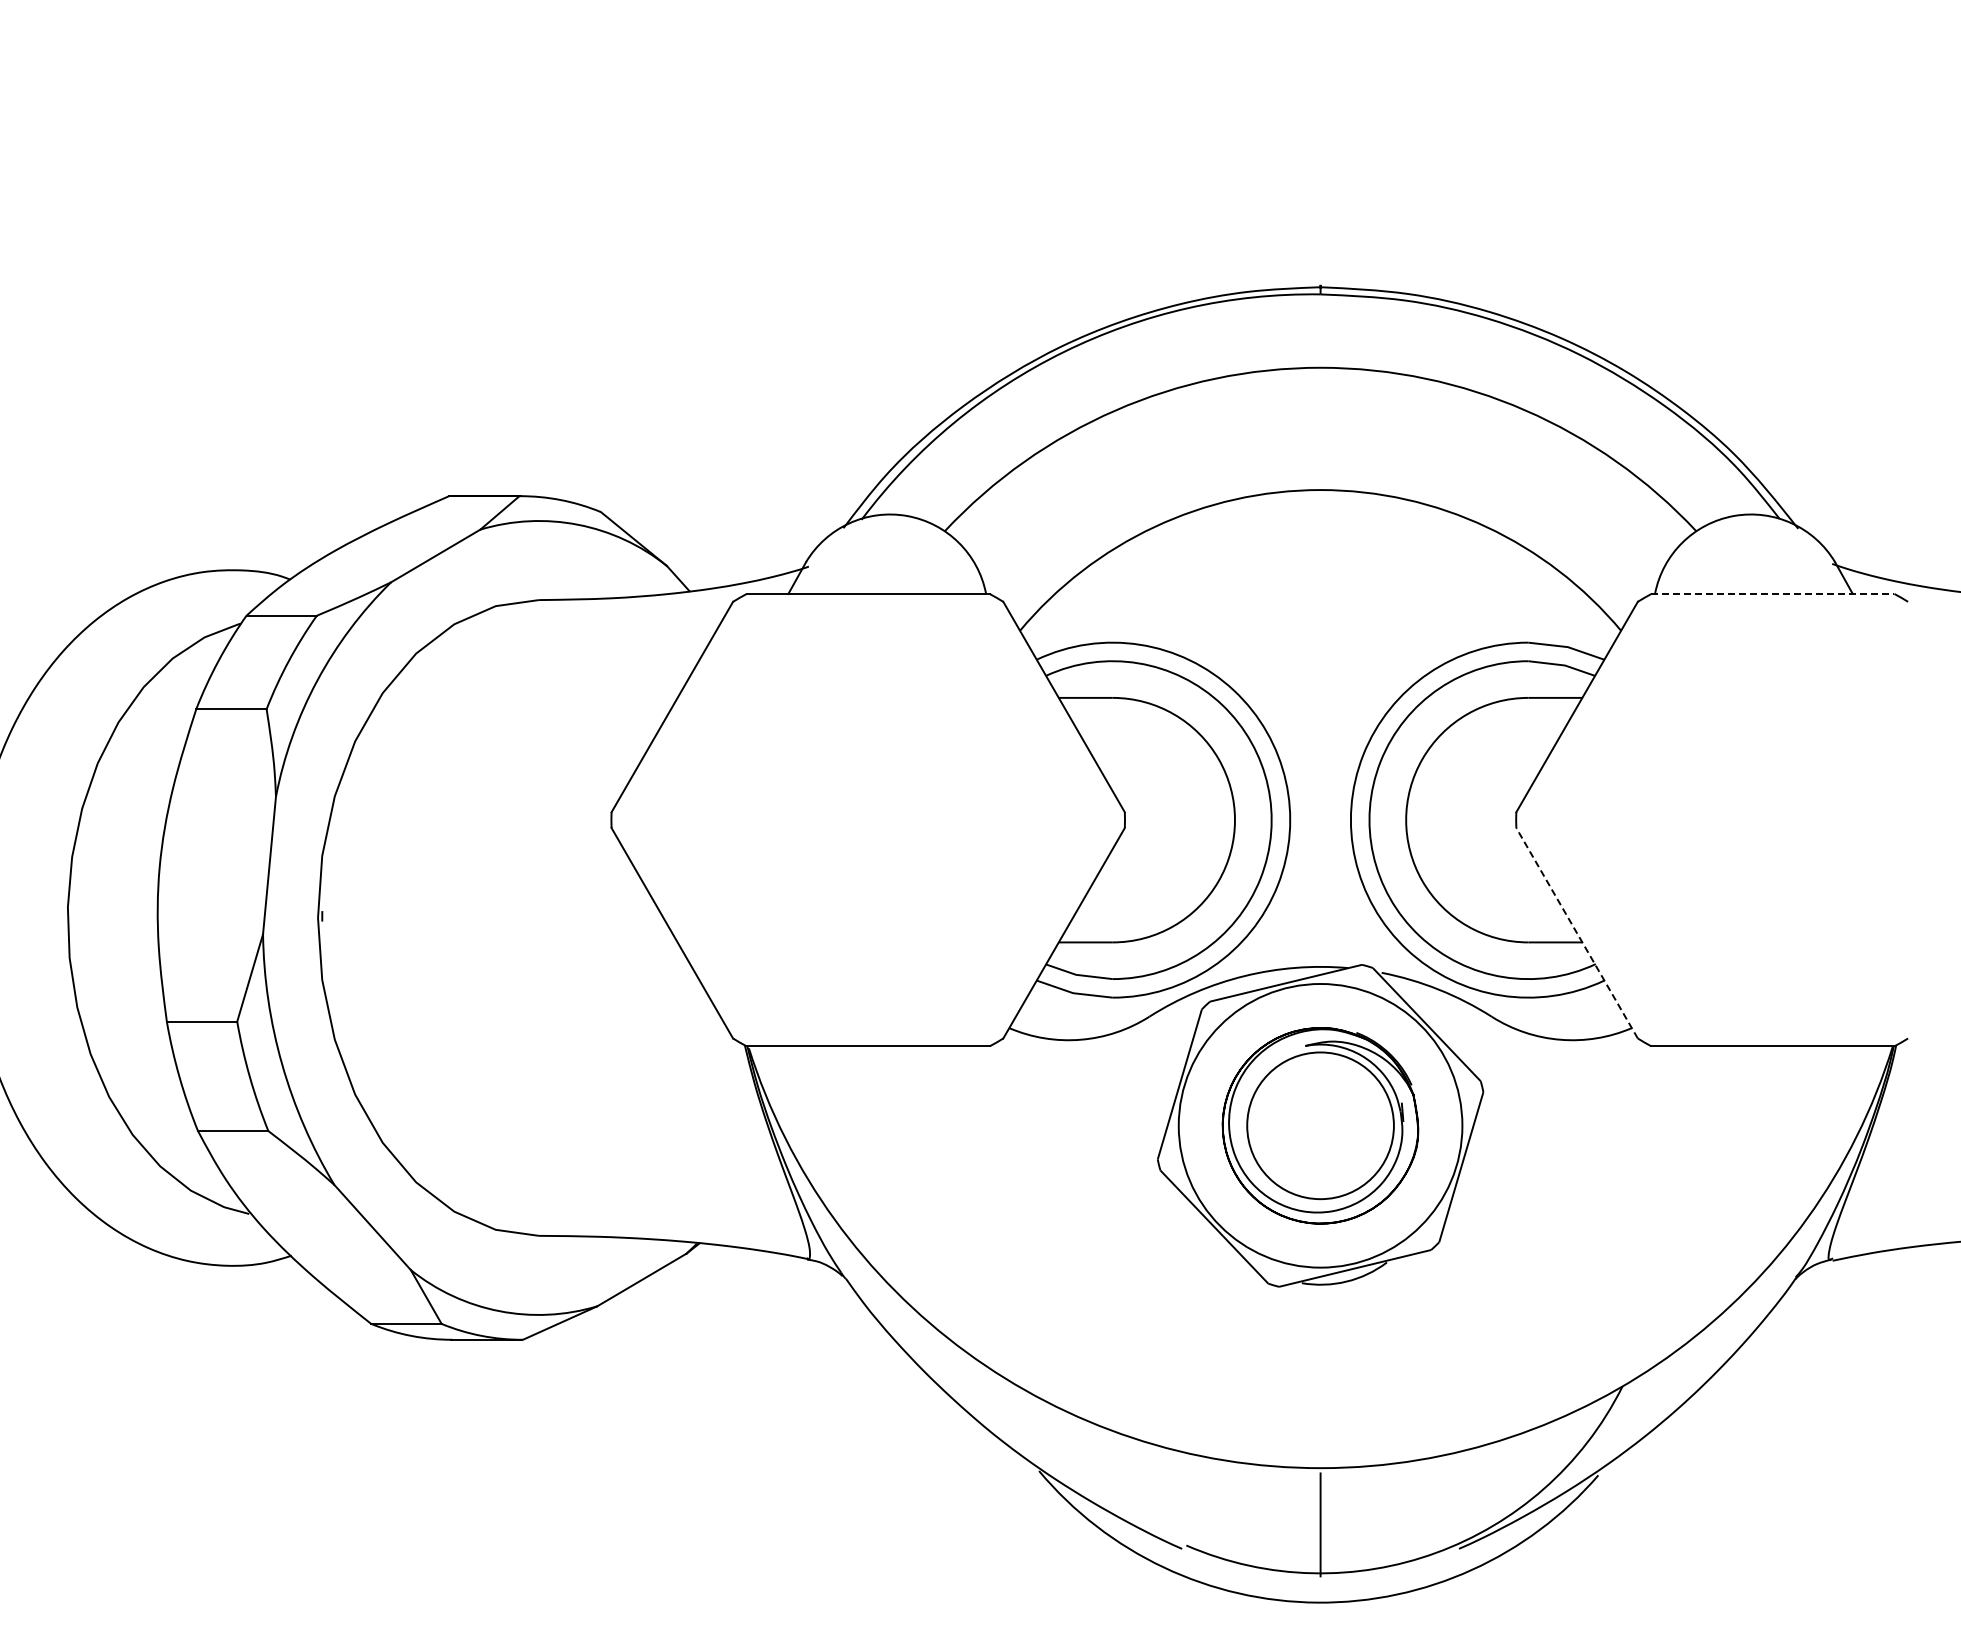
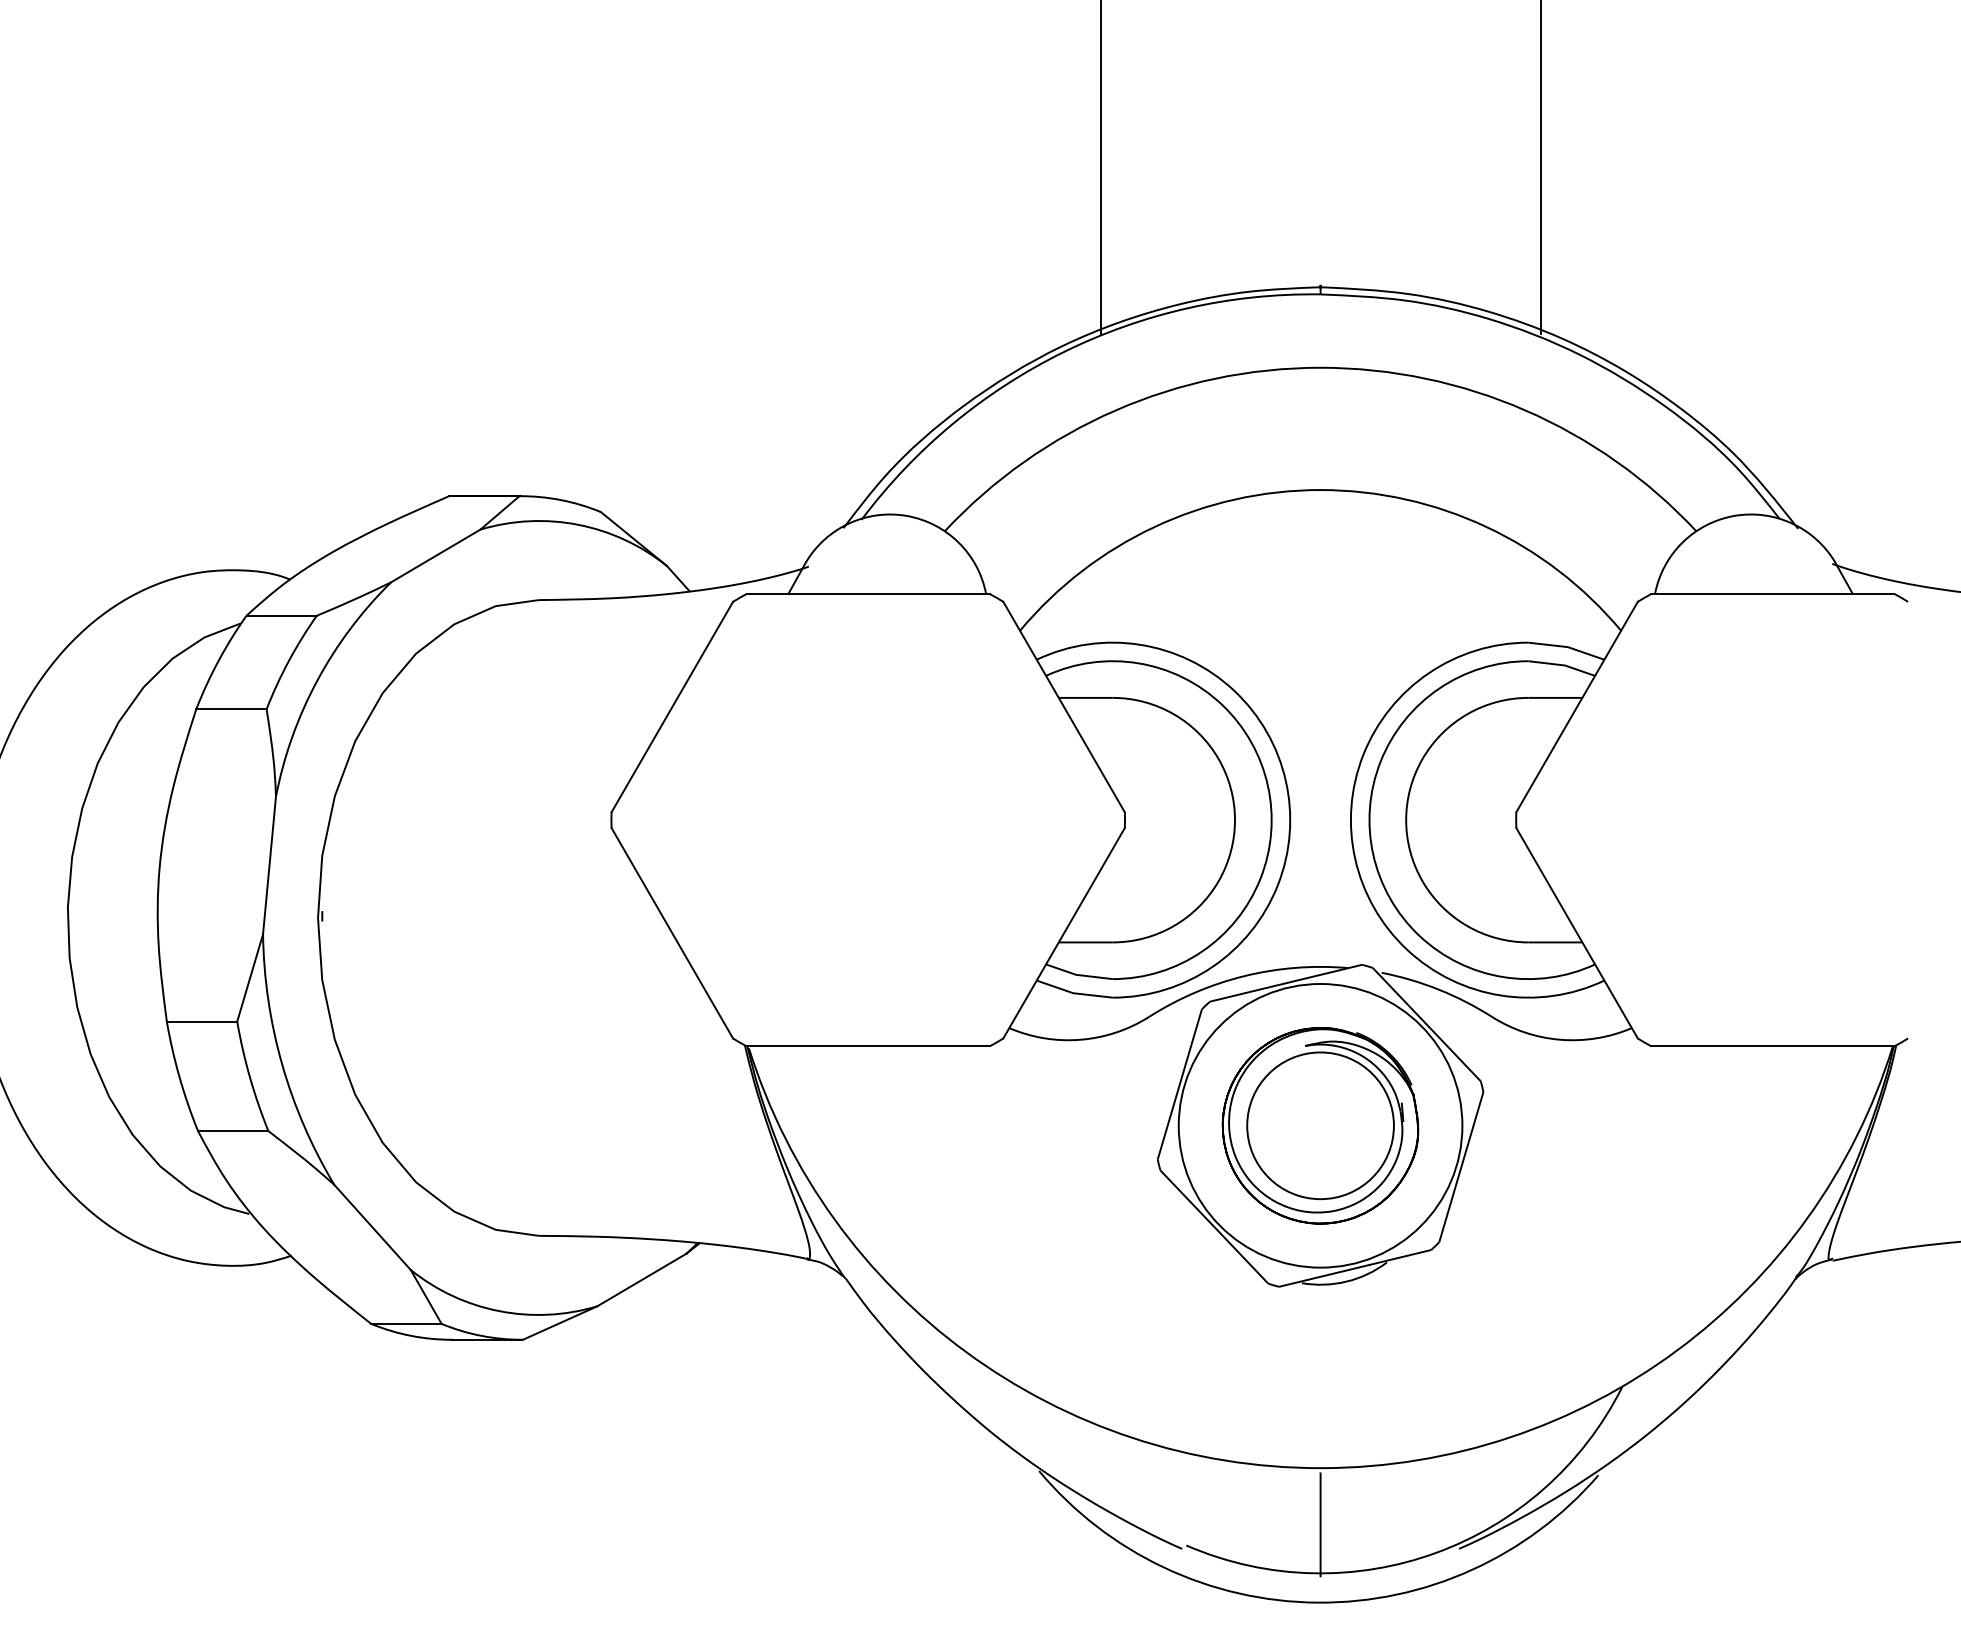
line: none -> present (1540, 167)
line: none -> present (1100, 168)
line: dashed -> solid (1772, 593)
line: dashed -> solid (1576, 932)
